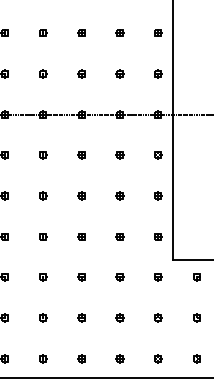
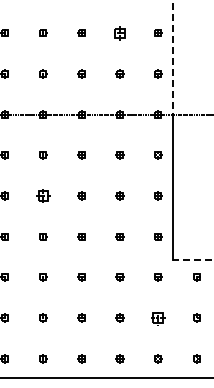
part size: 10x8 px -> 12x15 px (119, 33)
line: solid -> dashed (172, 57)
part size: 9x10 px -> 15x14 px (43, 195)
line: solid -> dashed (192, 259)
part size: 9x10 px -> 15x14 px (158, 318)
